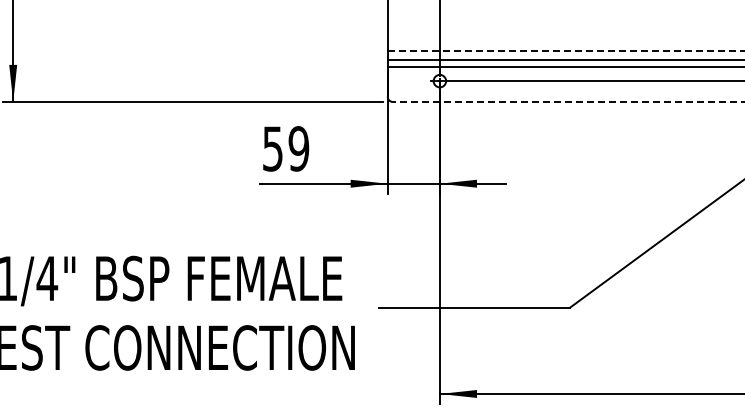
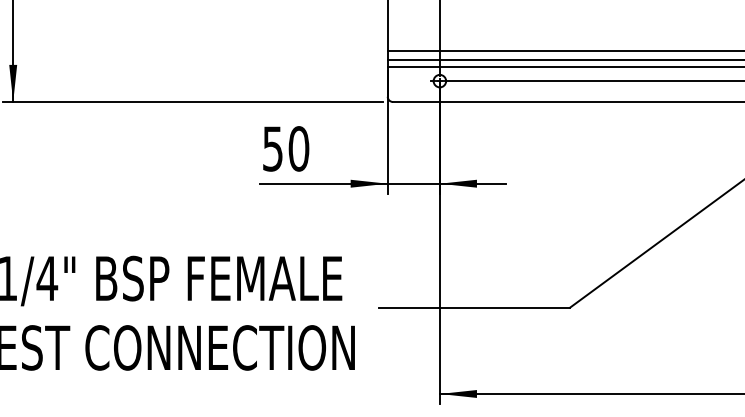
line: dashed -> solid (566, 50)
line: dashed -> solid (568, 102)
text: 59 -> 50 (298, 148)
